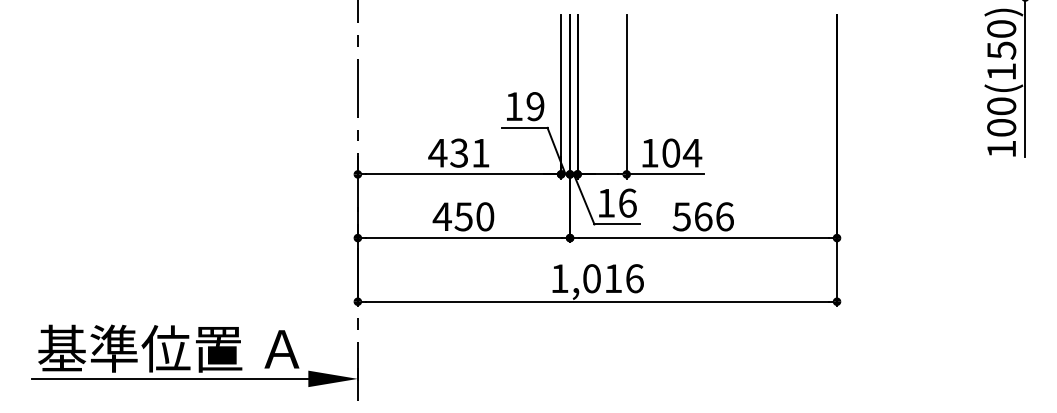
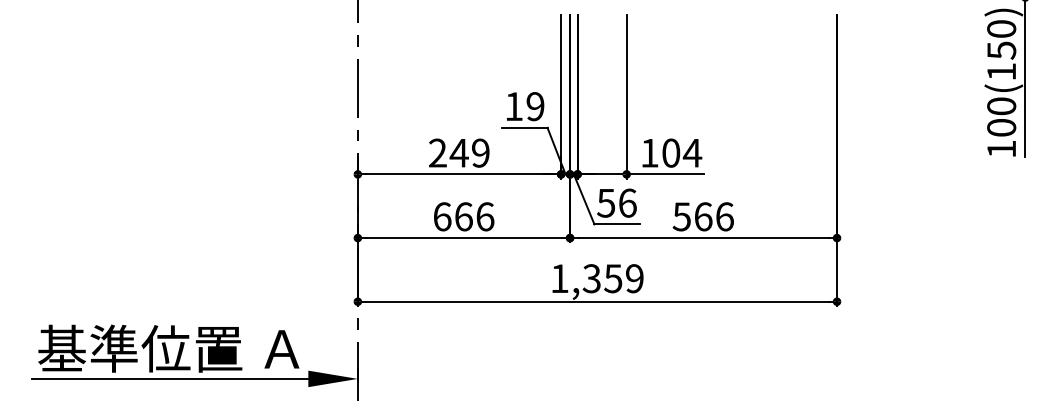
text: 431 -> 249 (458, 152)
text: 16 -> 56 (606, 203)
text: 450 -> 666 (463, 216)
text: 1,016 -> 1,359 (612, 278)
